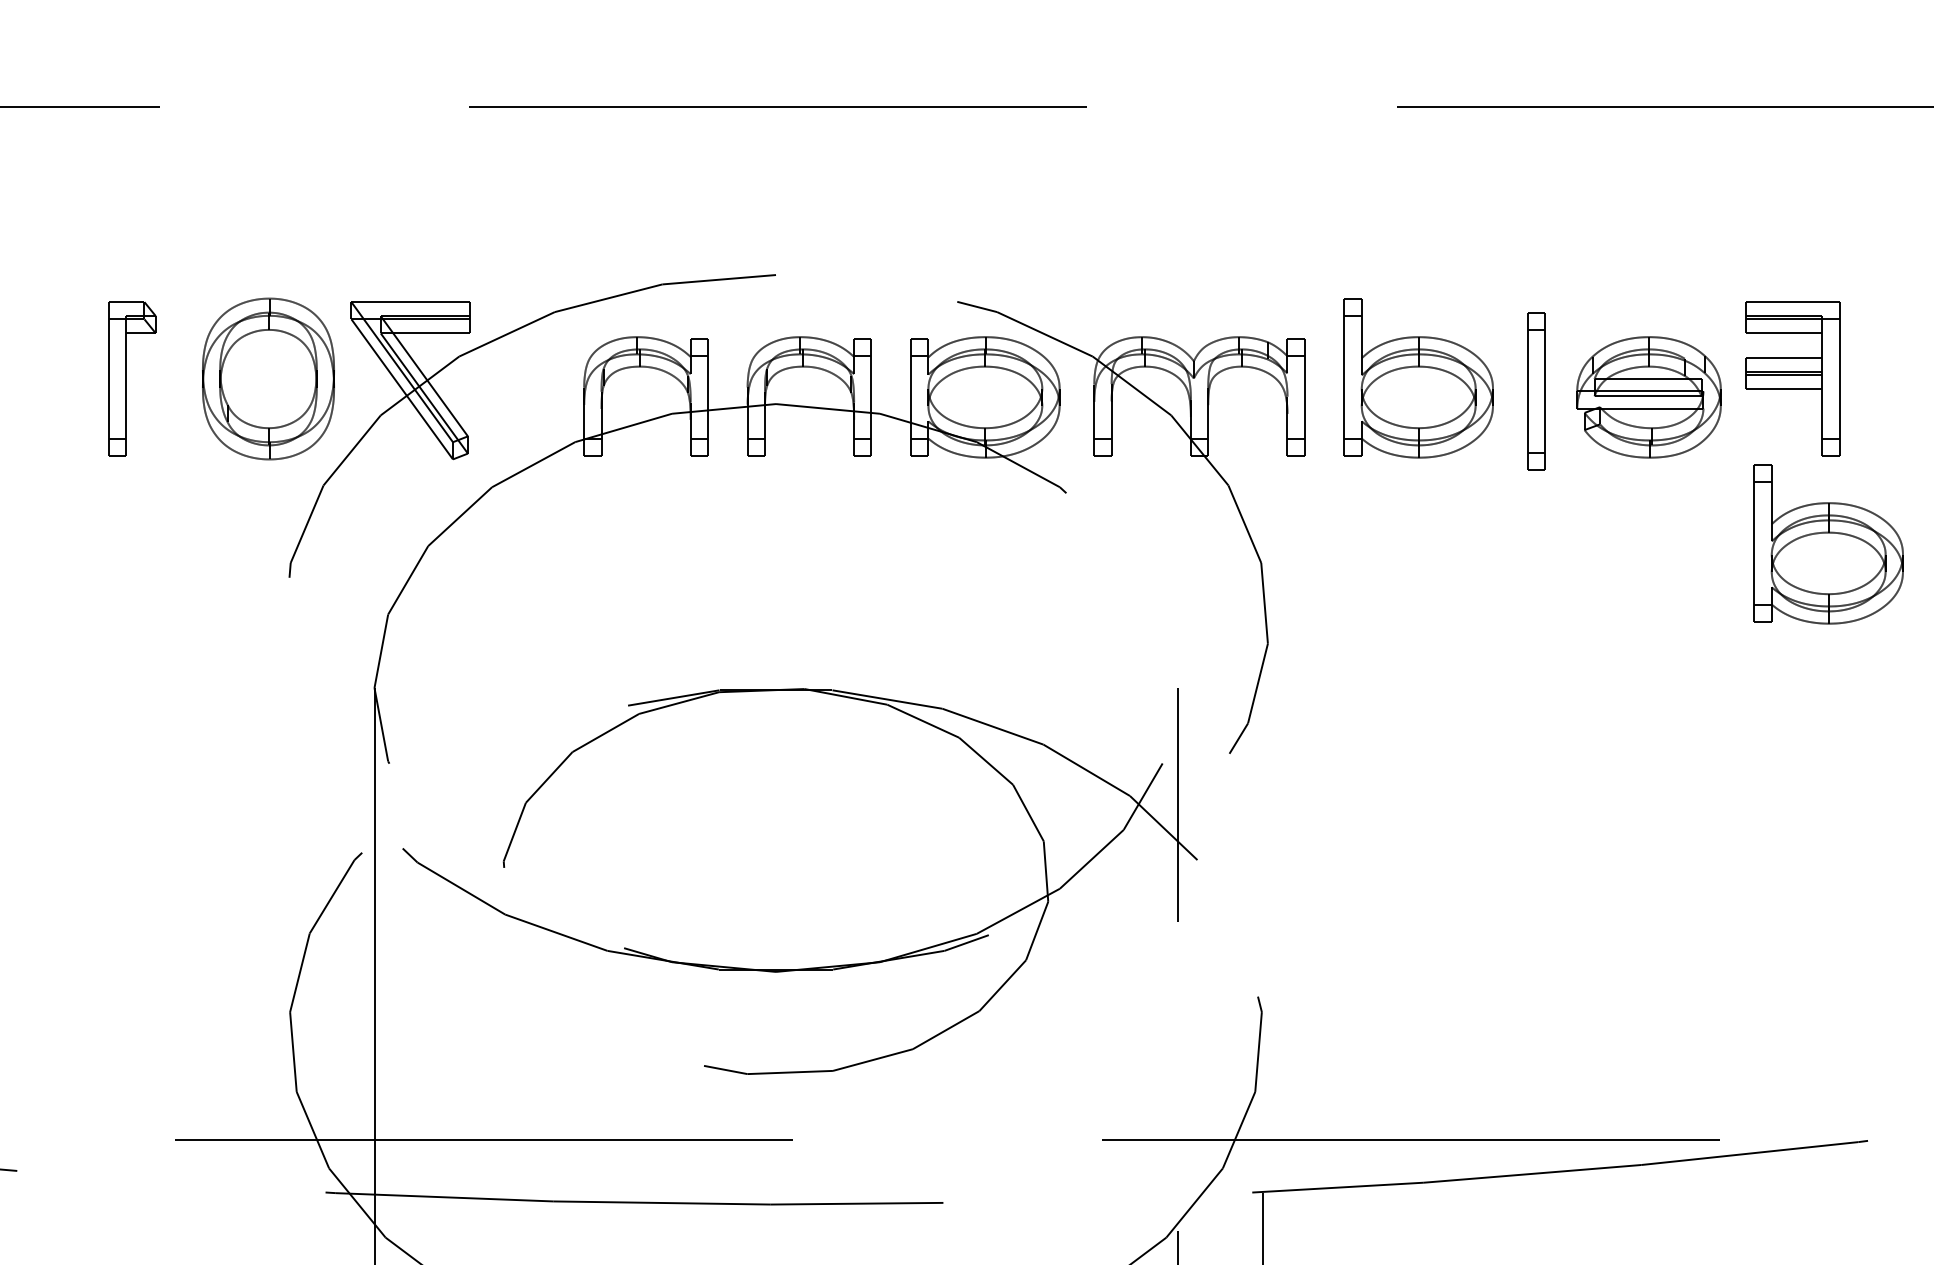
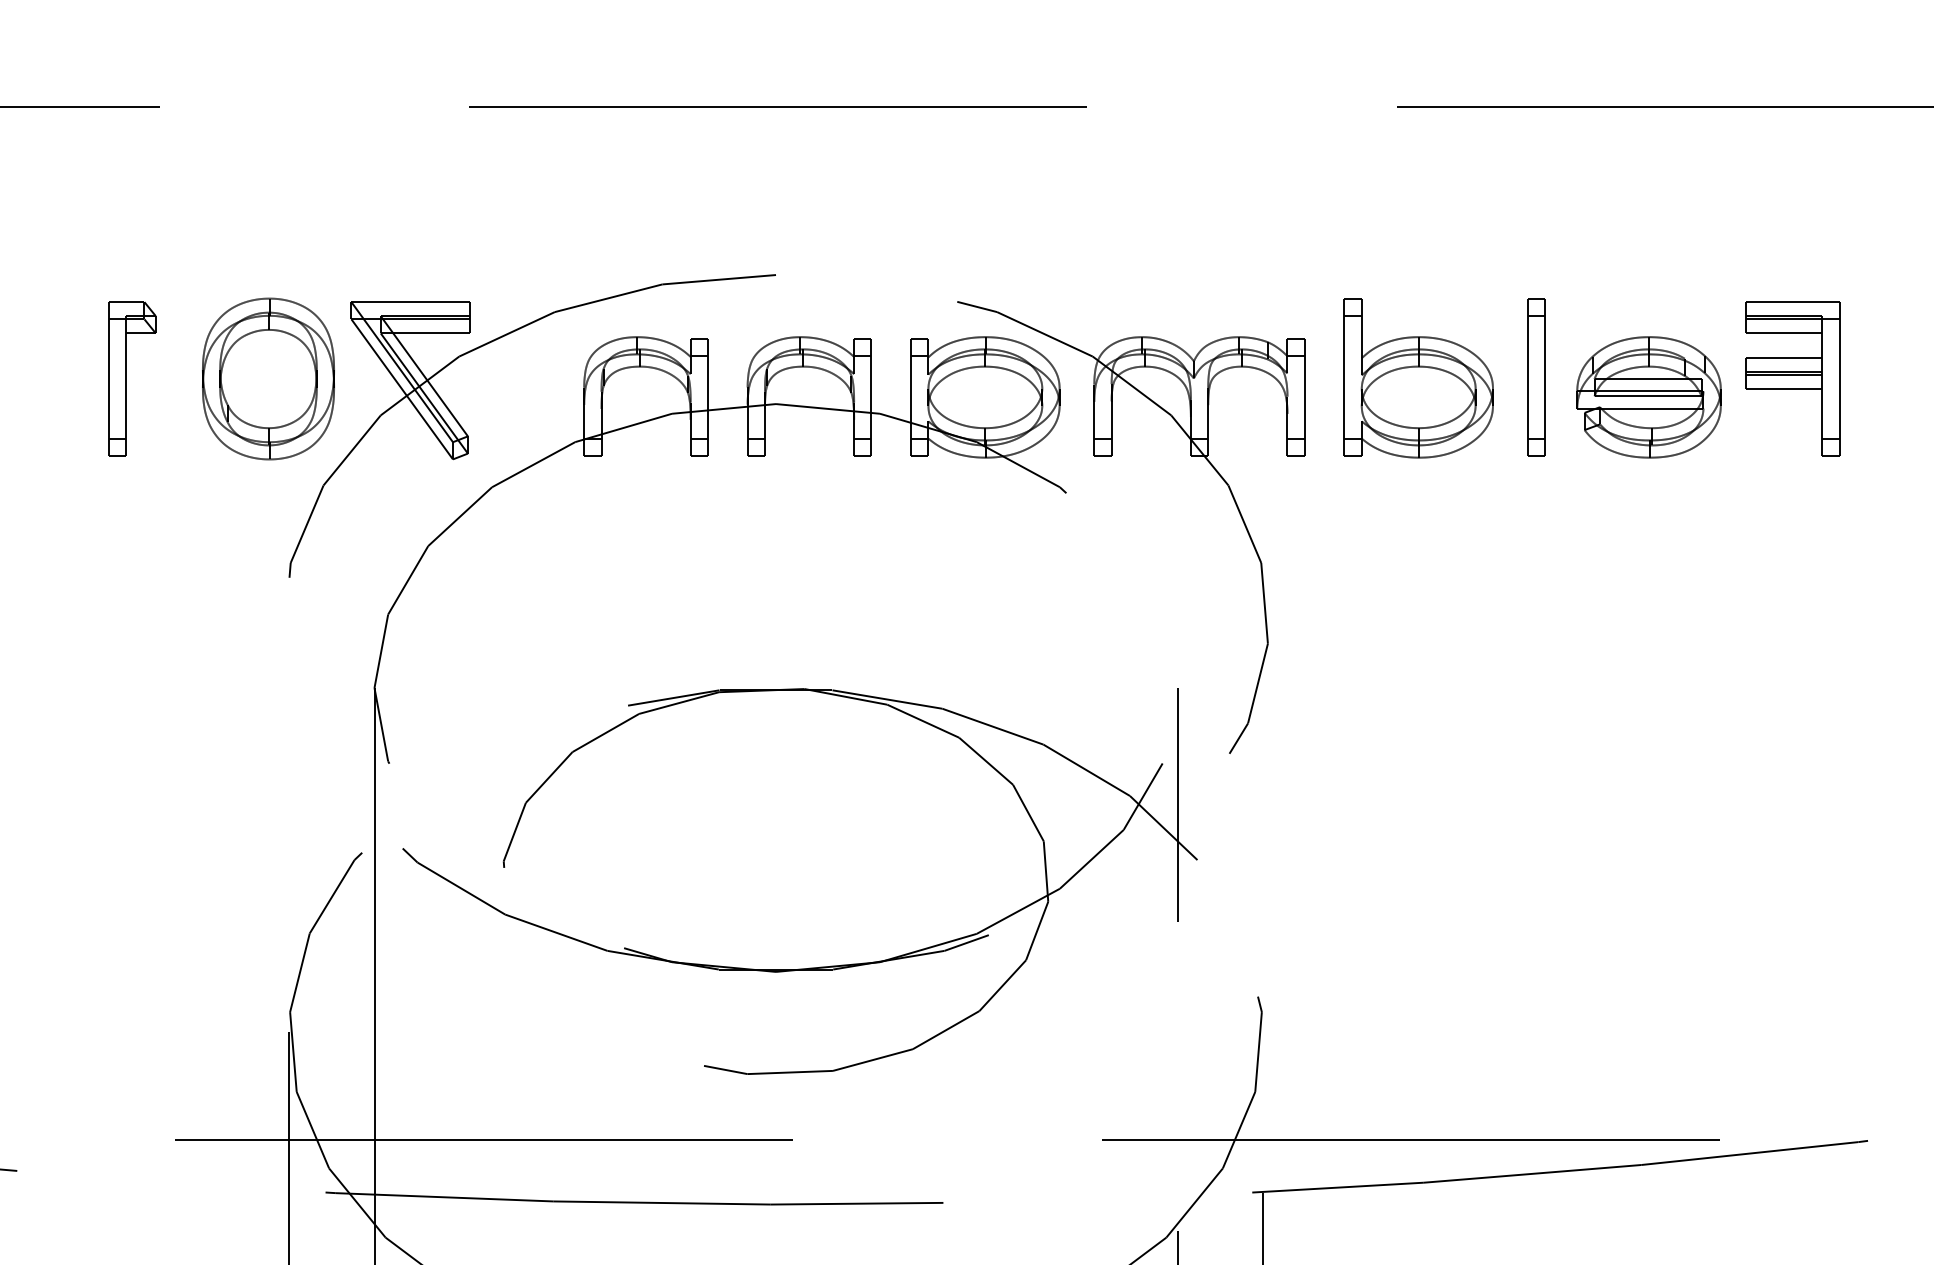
part position: (1536, 391) -> (1536, 377) (1536, 377)
part: present -> none (1828, 544)
line: none -> present (289, 1146)
